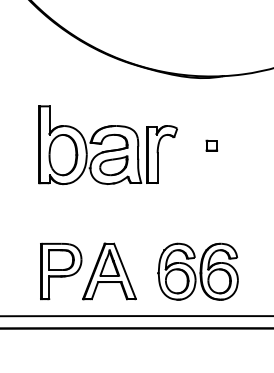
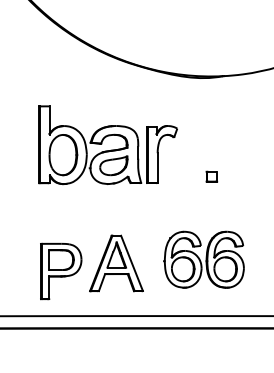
part position: (211, 145) -> (211, 176) (211, 176)
part position: (109, 271) -> (116, 263) (116, 263)
part position: (197, 271) -> (203, 259) (203, 259)
